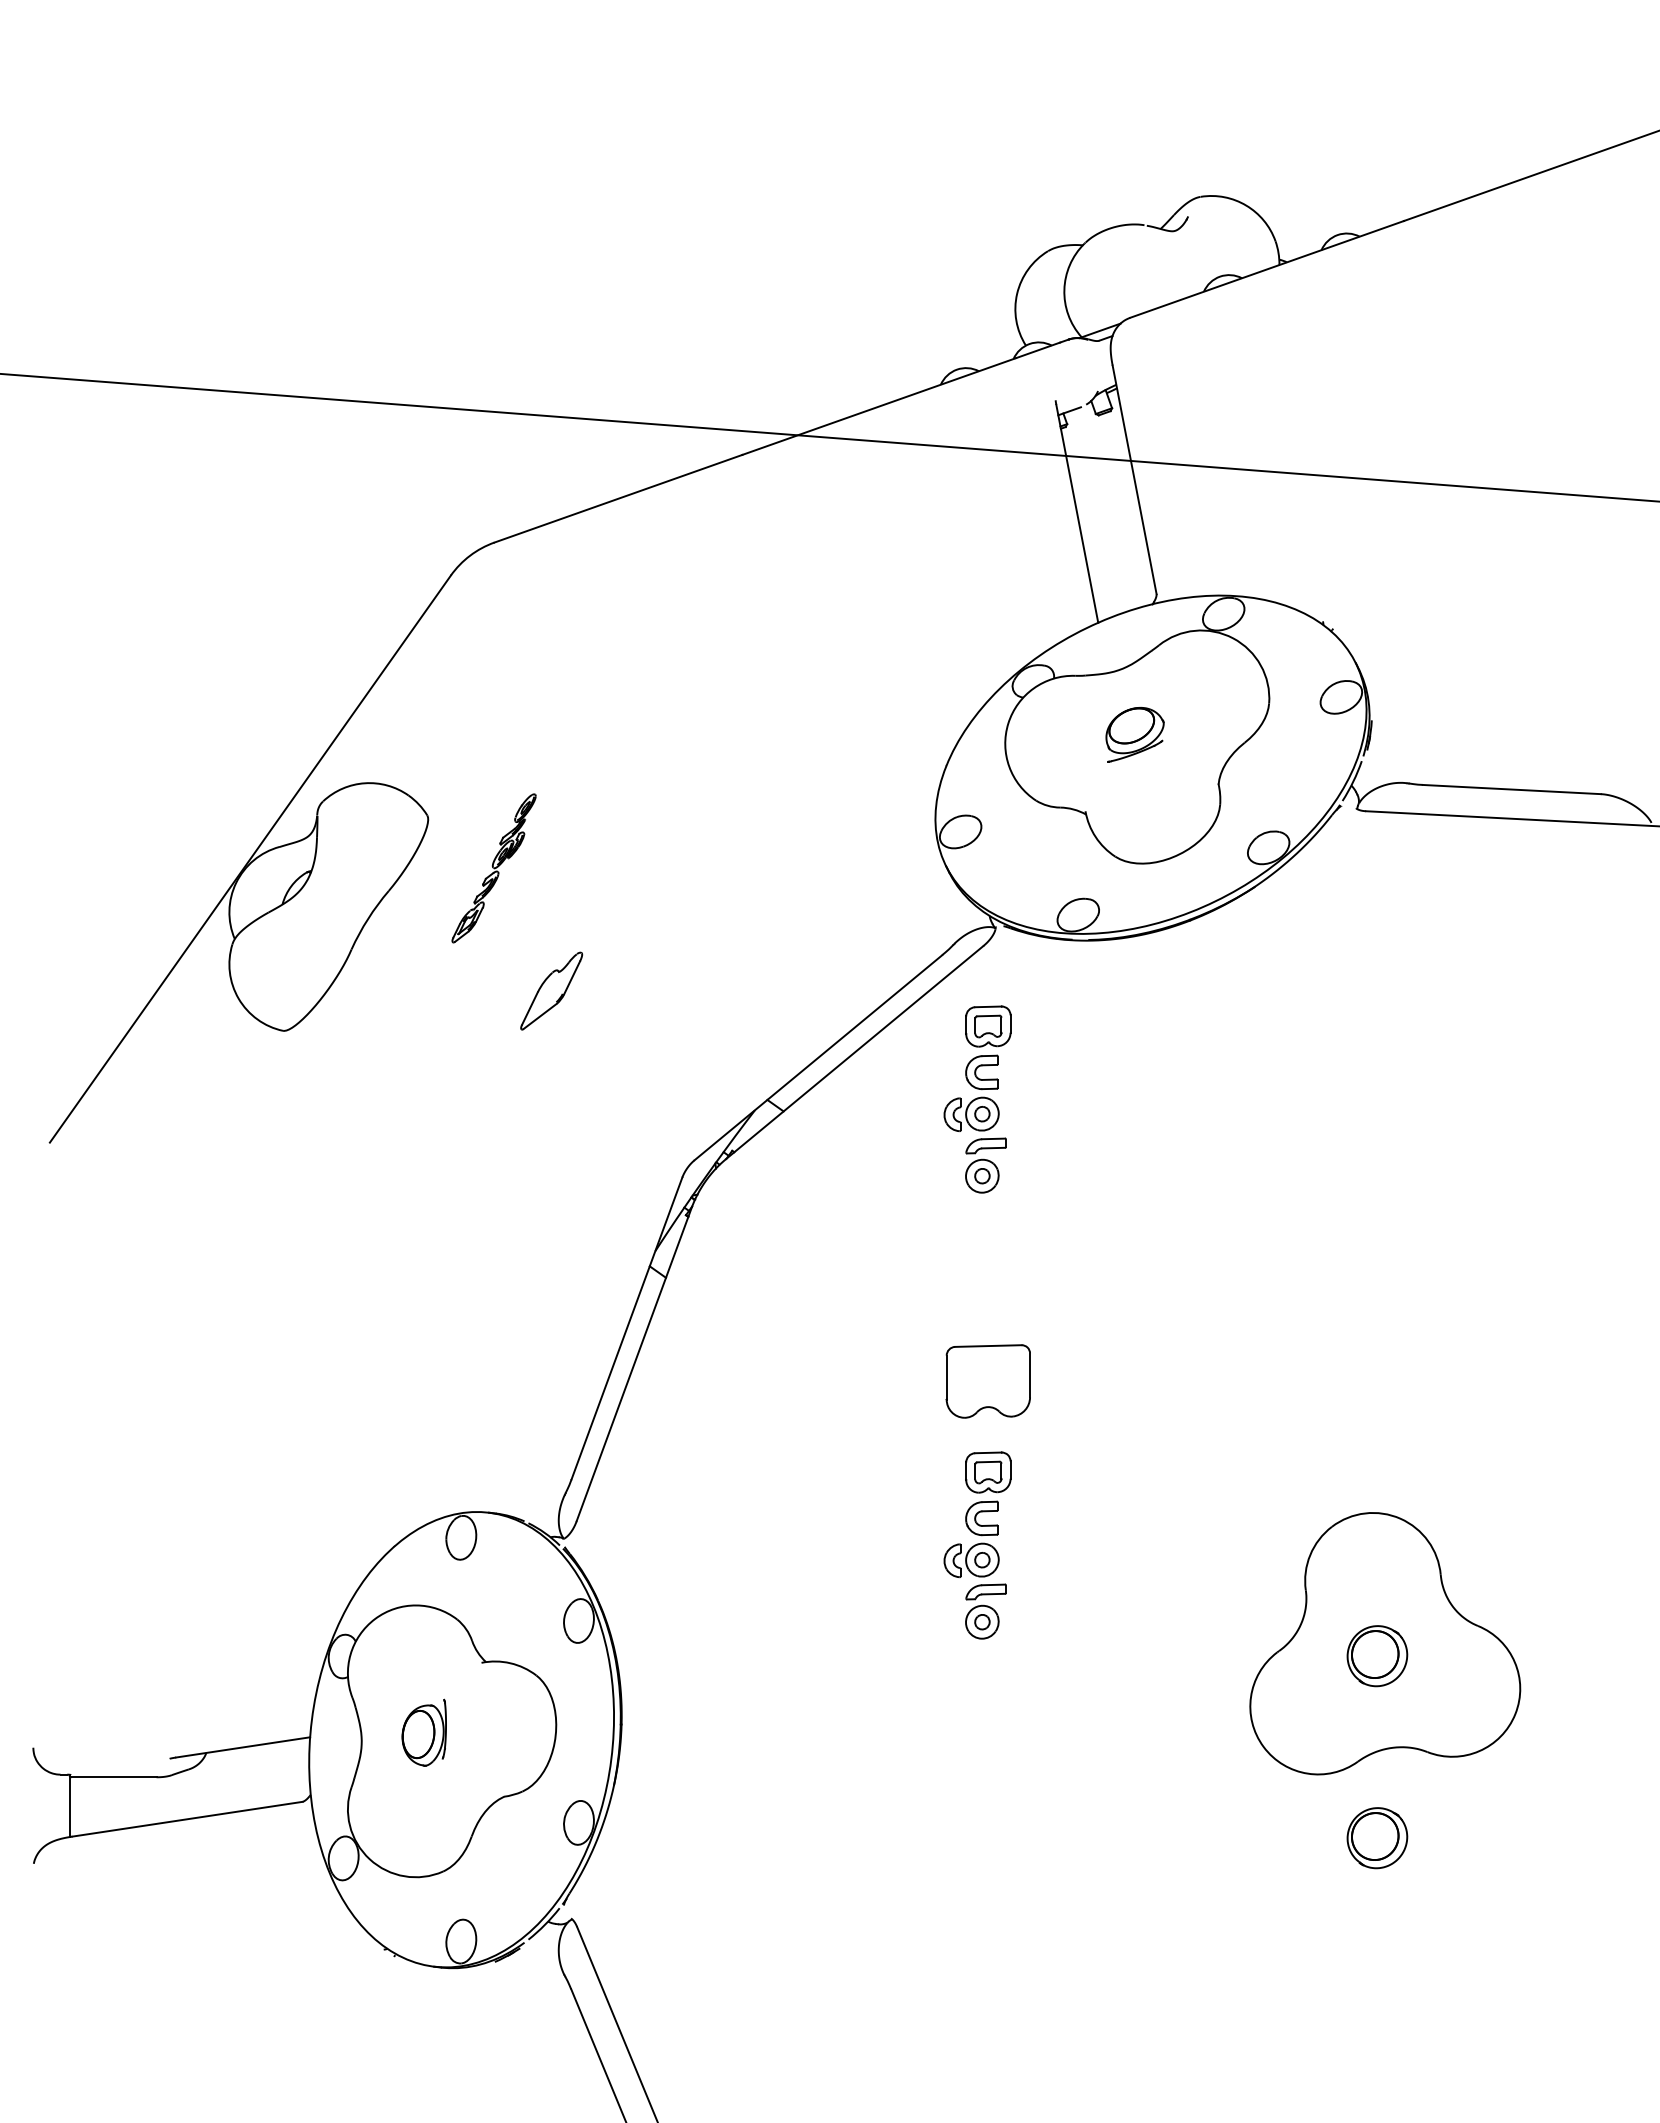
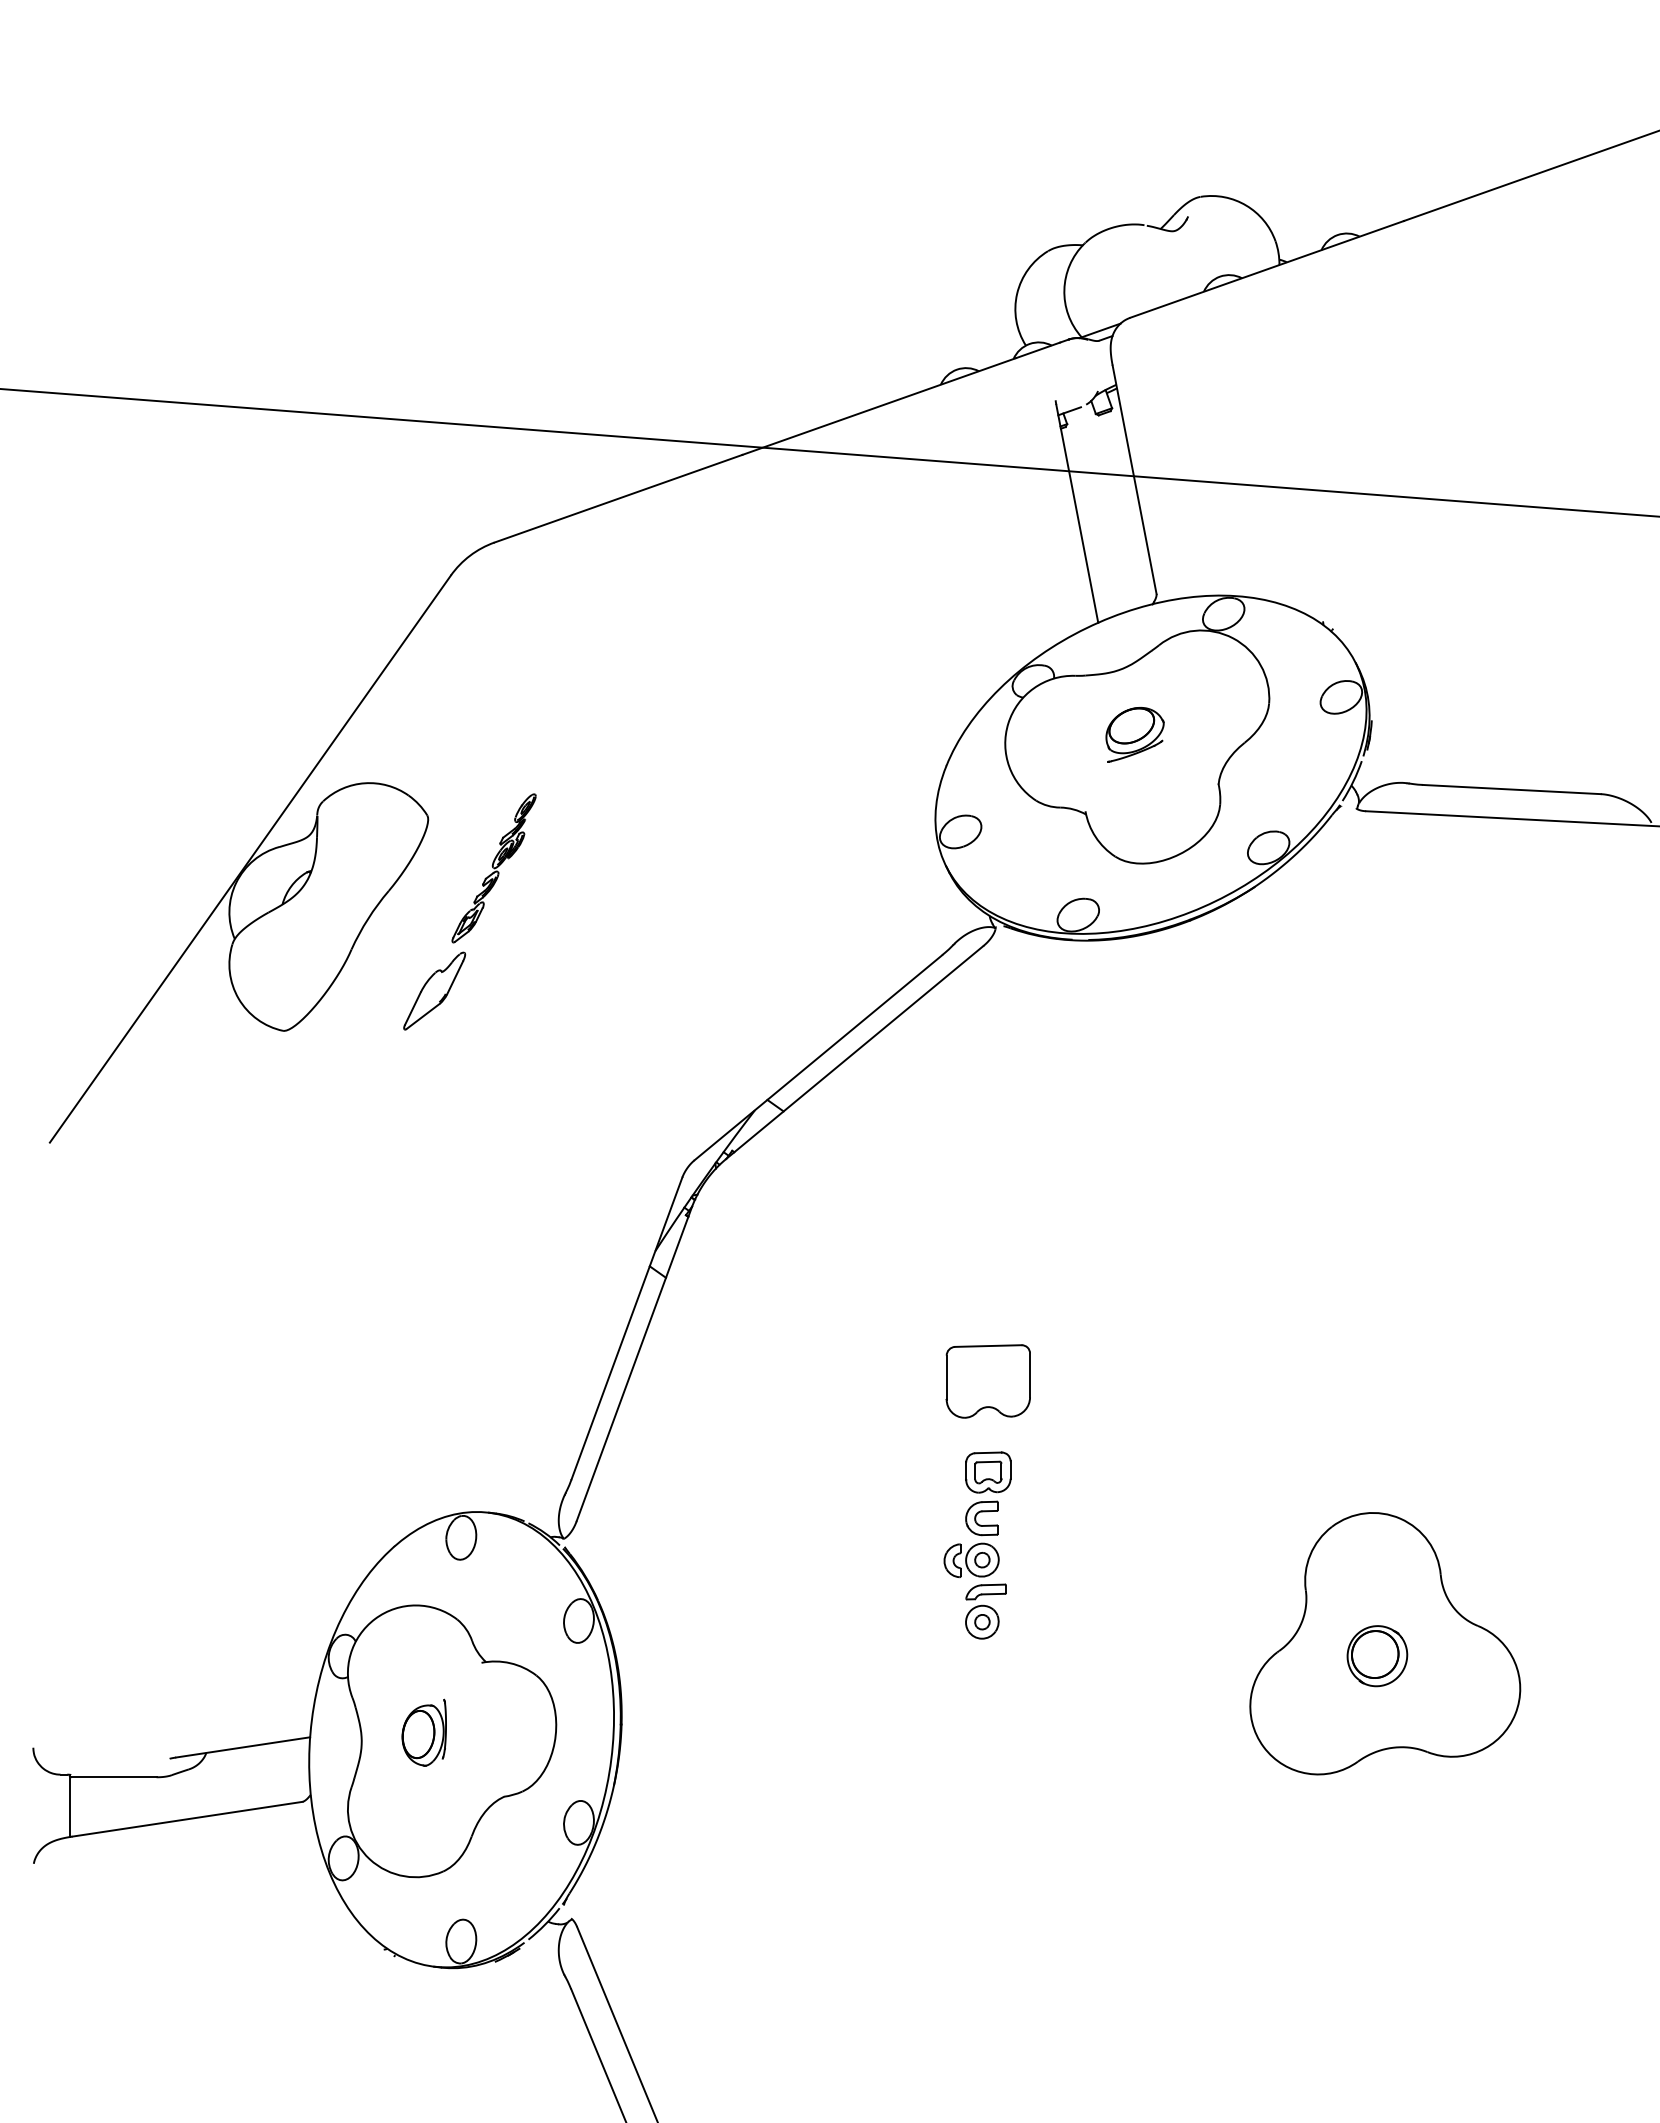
line position: (829, 437) -> (829, 452) (829, 452)
part position: (551, 990) -> (434, 990) (434, 990)
part: present -> none (977, 1099)
part: present -> none (1377, 1838)
